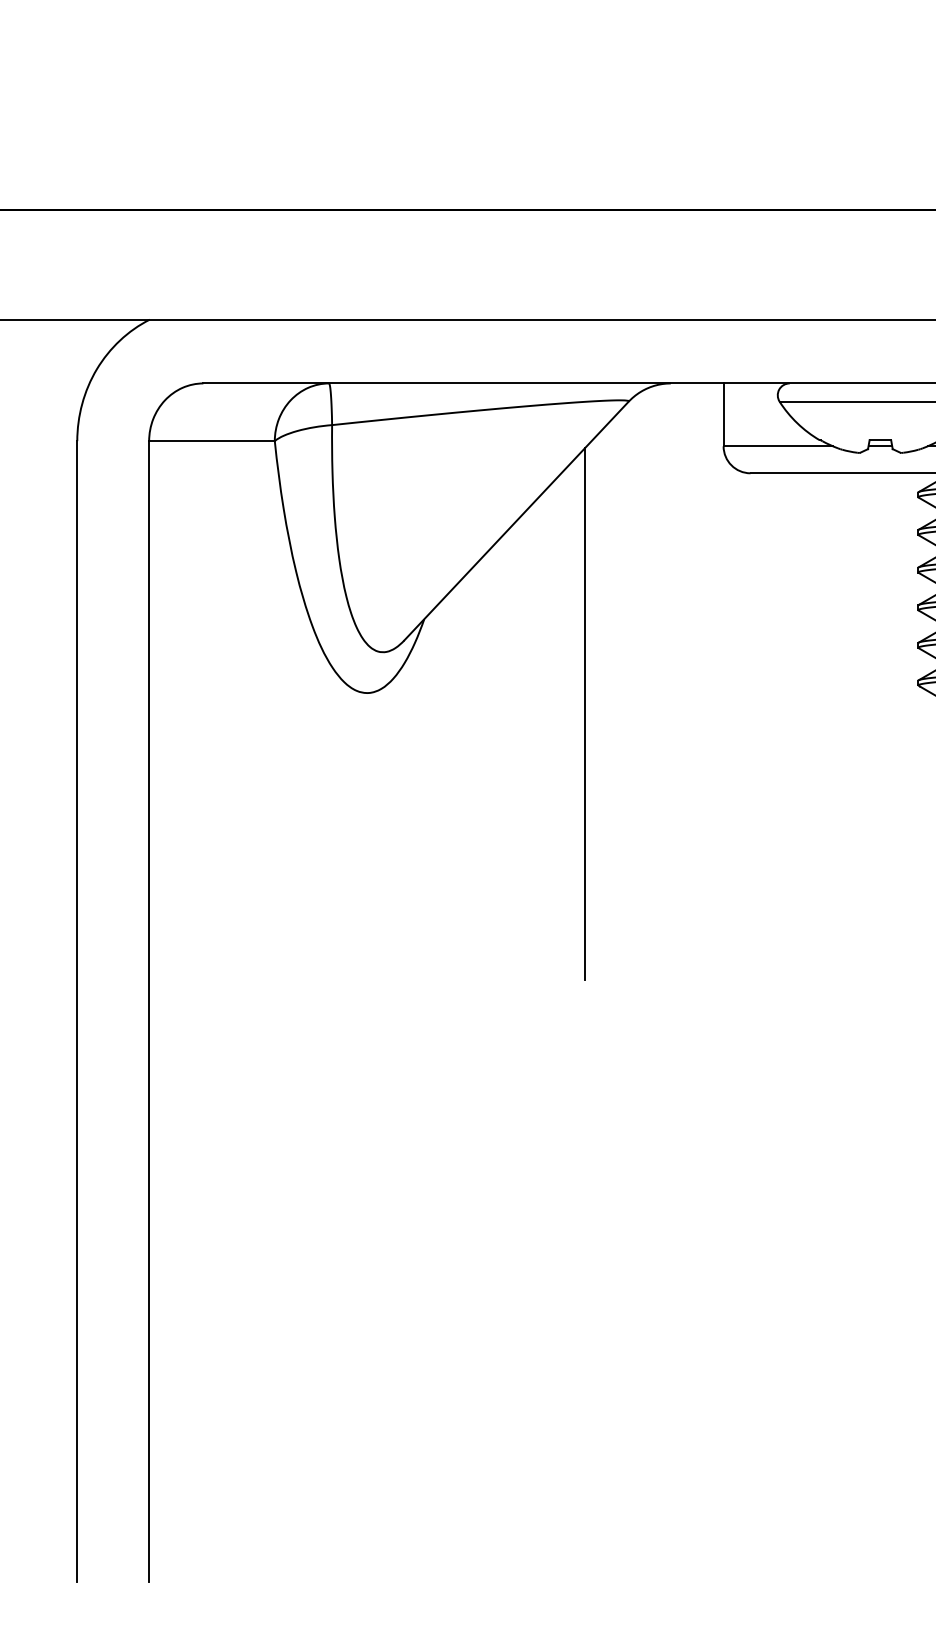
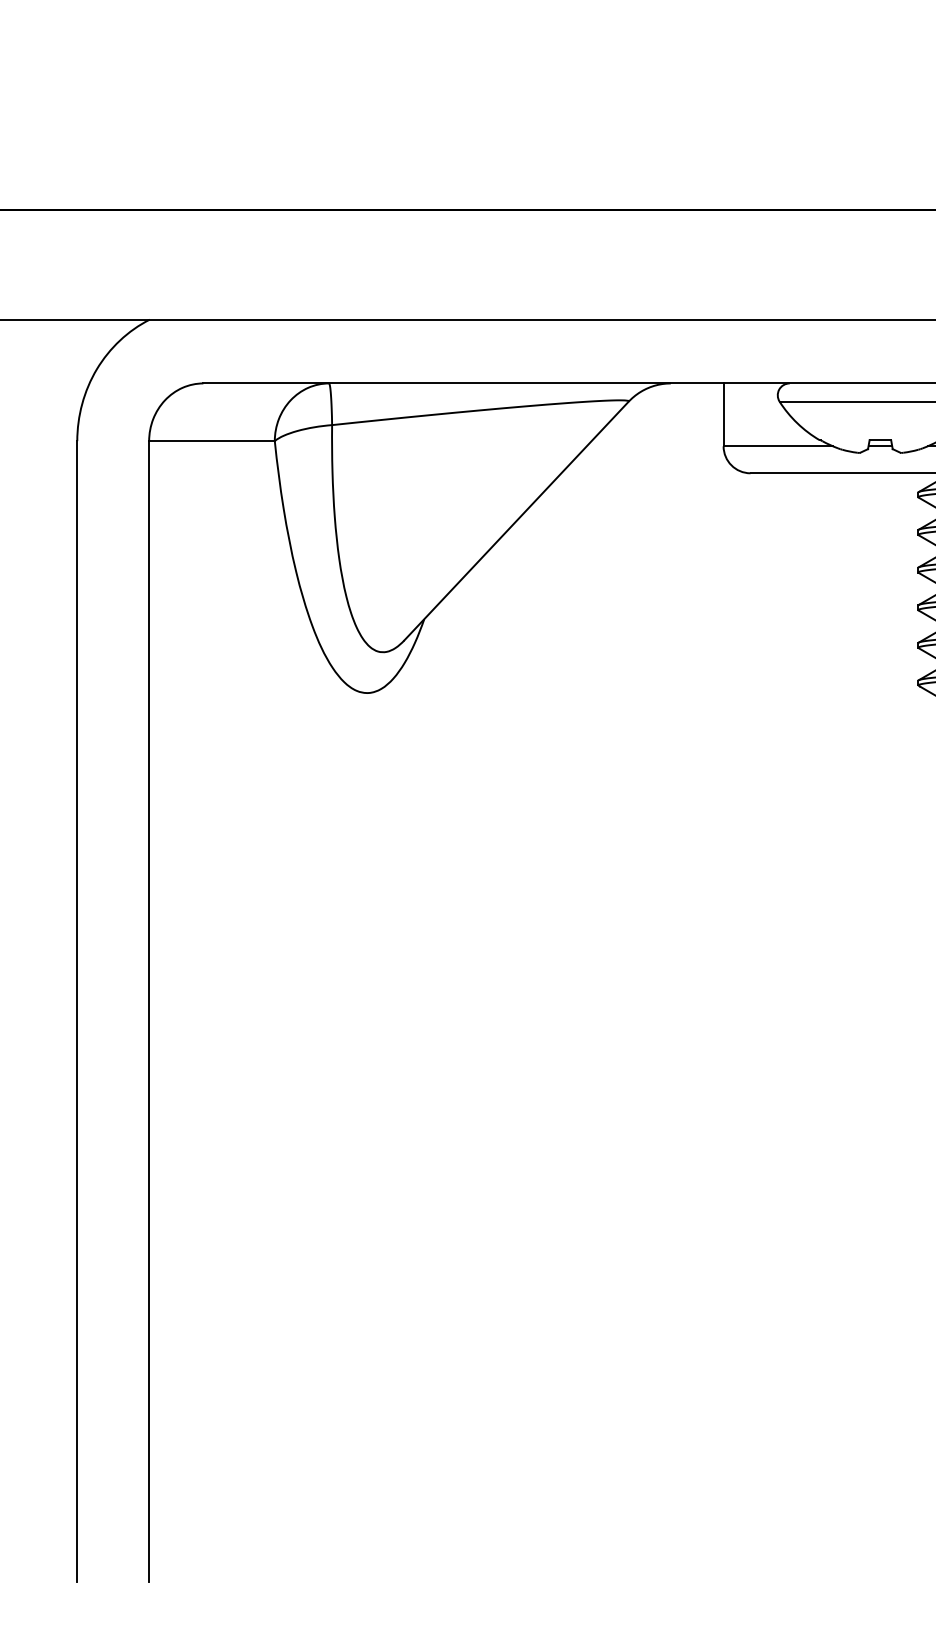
line: present -> none (585, 713)
